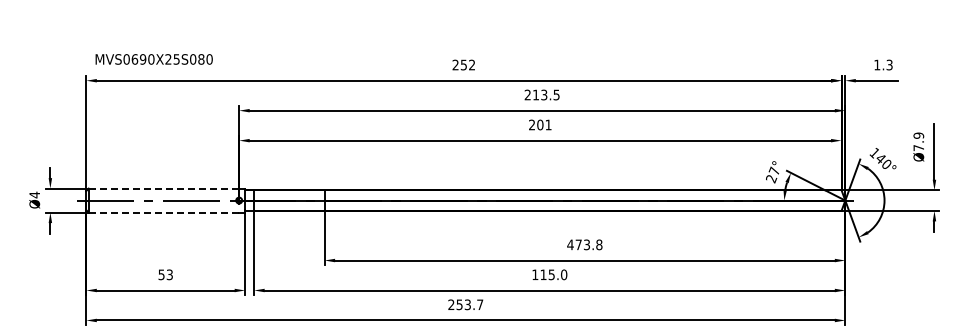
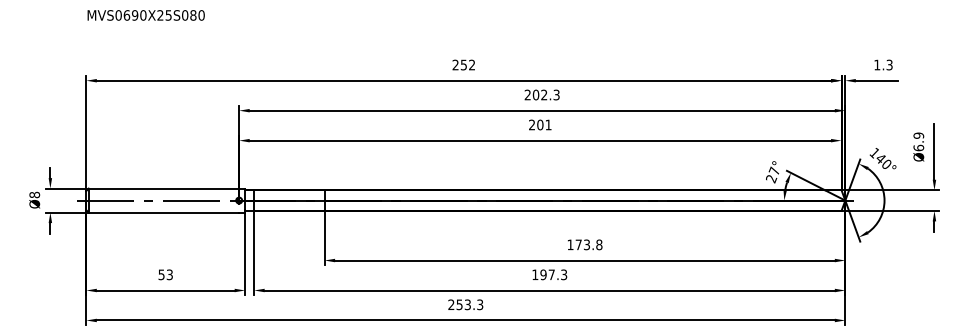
text position: (153, 59) -> (145, 15) (145, 15)
text: 213.5 -> 202.3 (545, 94)
text: Ø7.9 -> Ø6.9 (918, 147)
line: dashed -> solid (163, 188)
text: Ø4 -> Ø8 (34, 194)
line: dashed -> solid (164, 212)
text: 473.8 -> 173.8 (570, 244)
text: 115.0 -> 197.3 (553, 274)
text: 253.7 -> 253.3 (480, 304)
